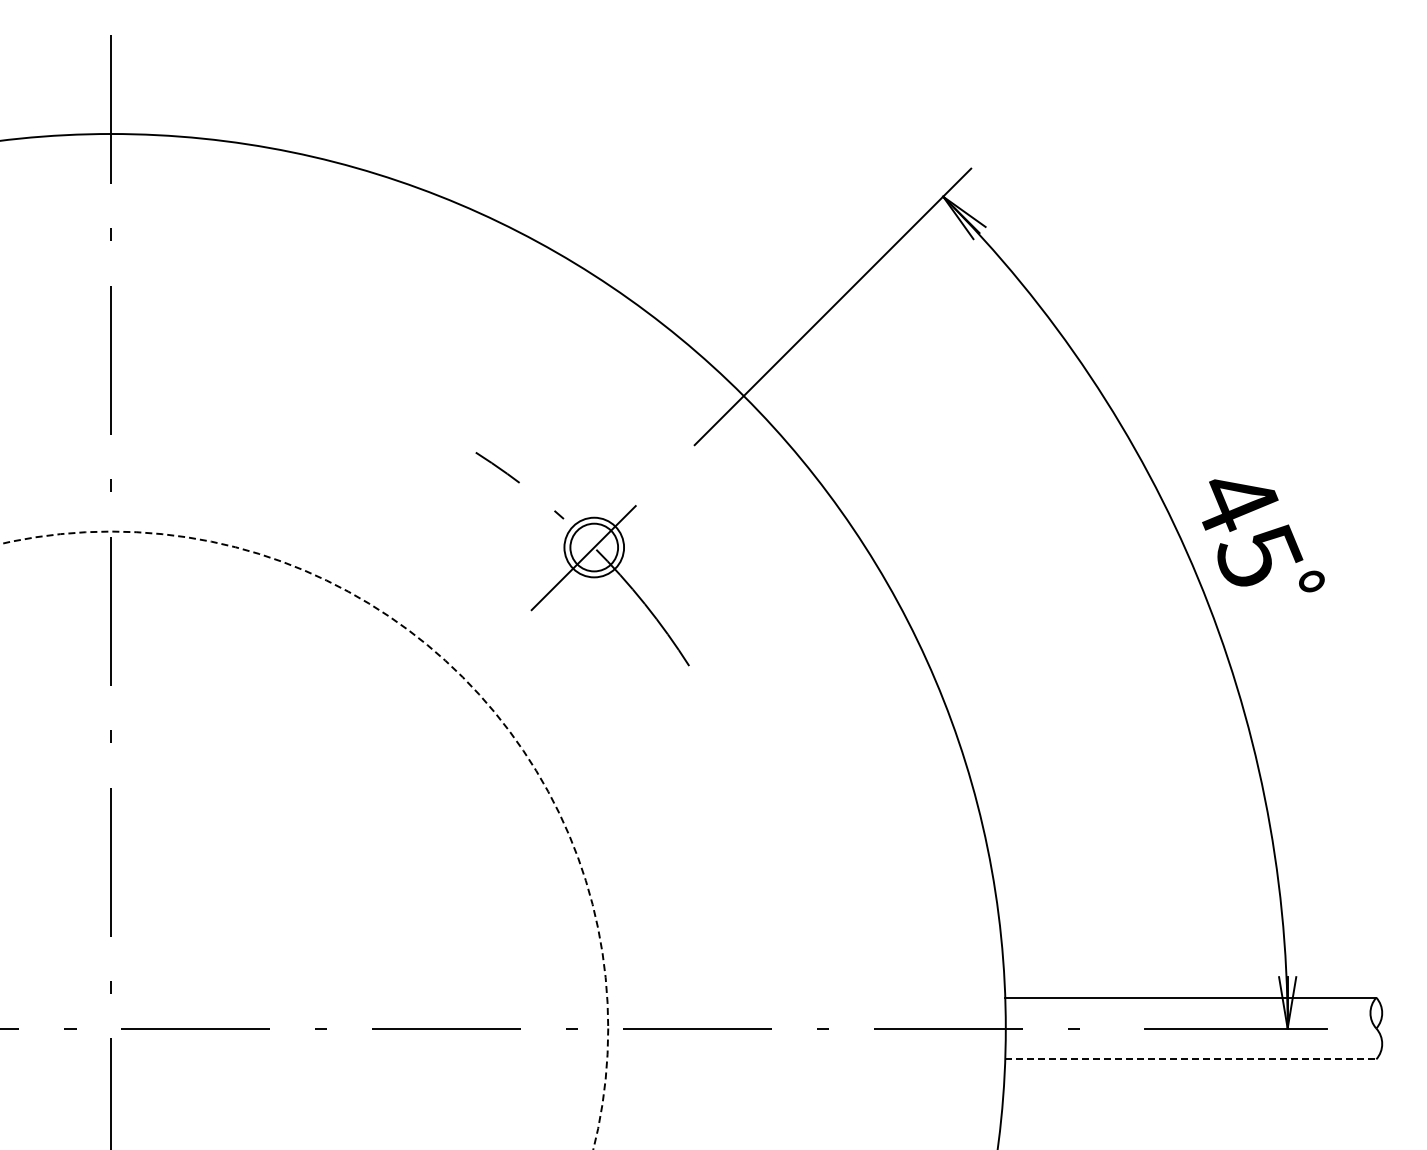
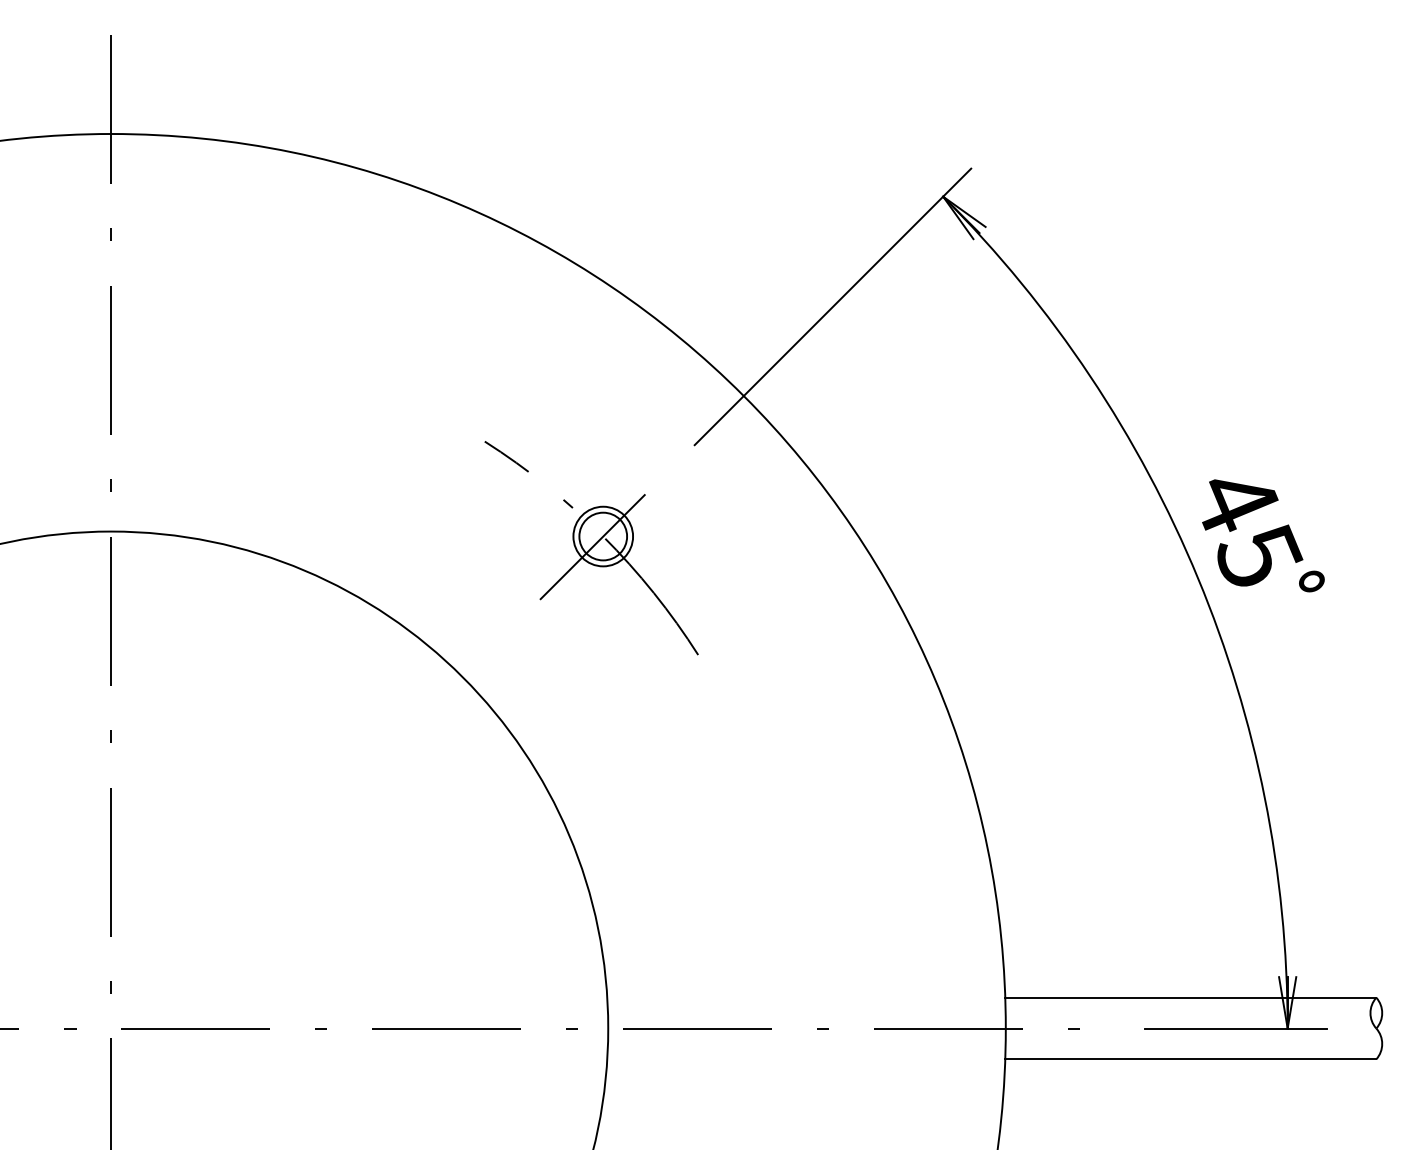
part position: (582, 559) -> (591, 548) (591, 548)
circle: dashed -> solid (304, 840)
line: dashed -> solid (1190, 1059)
